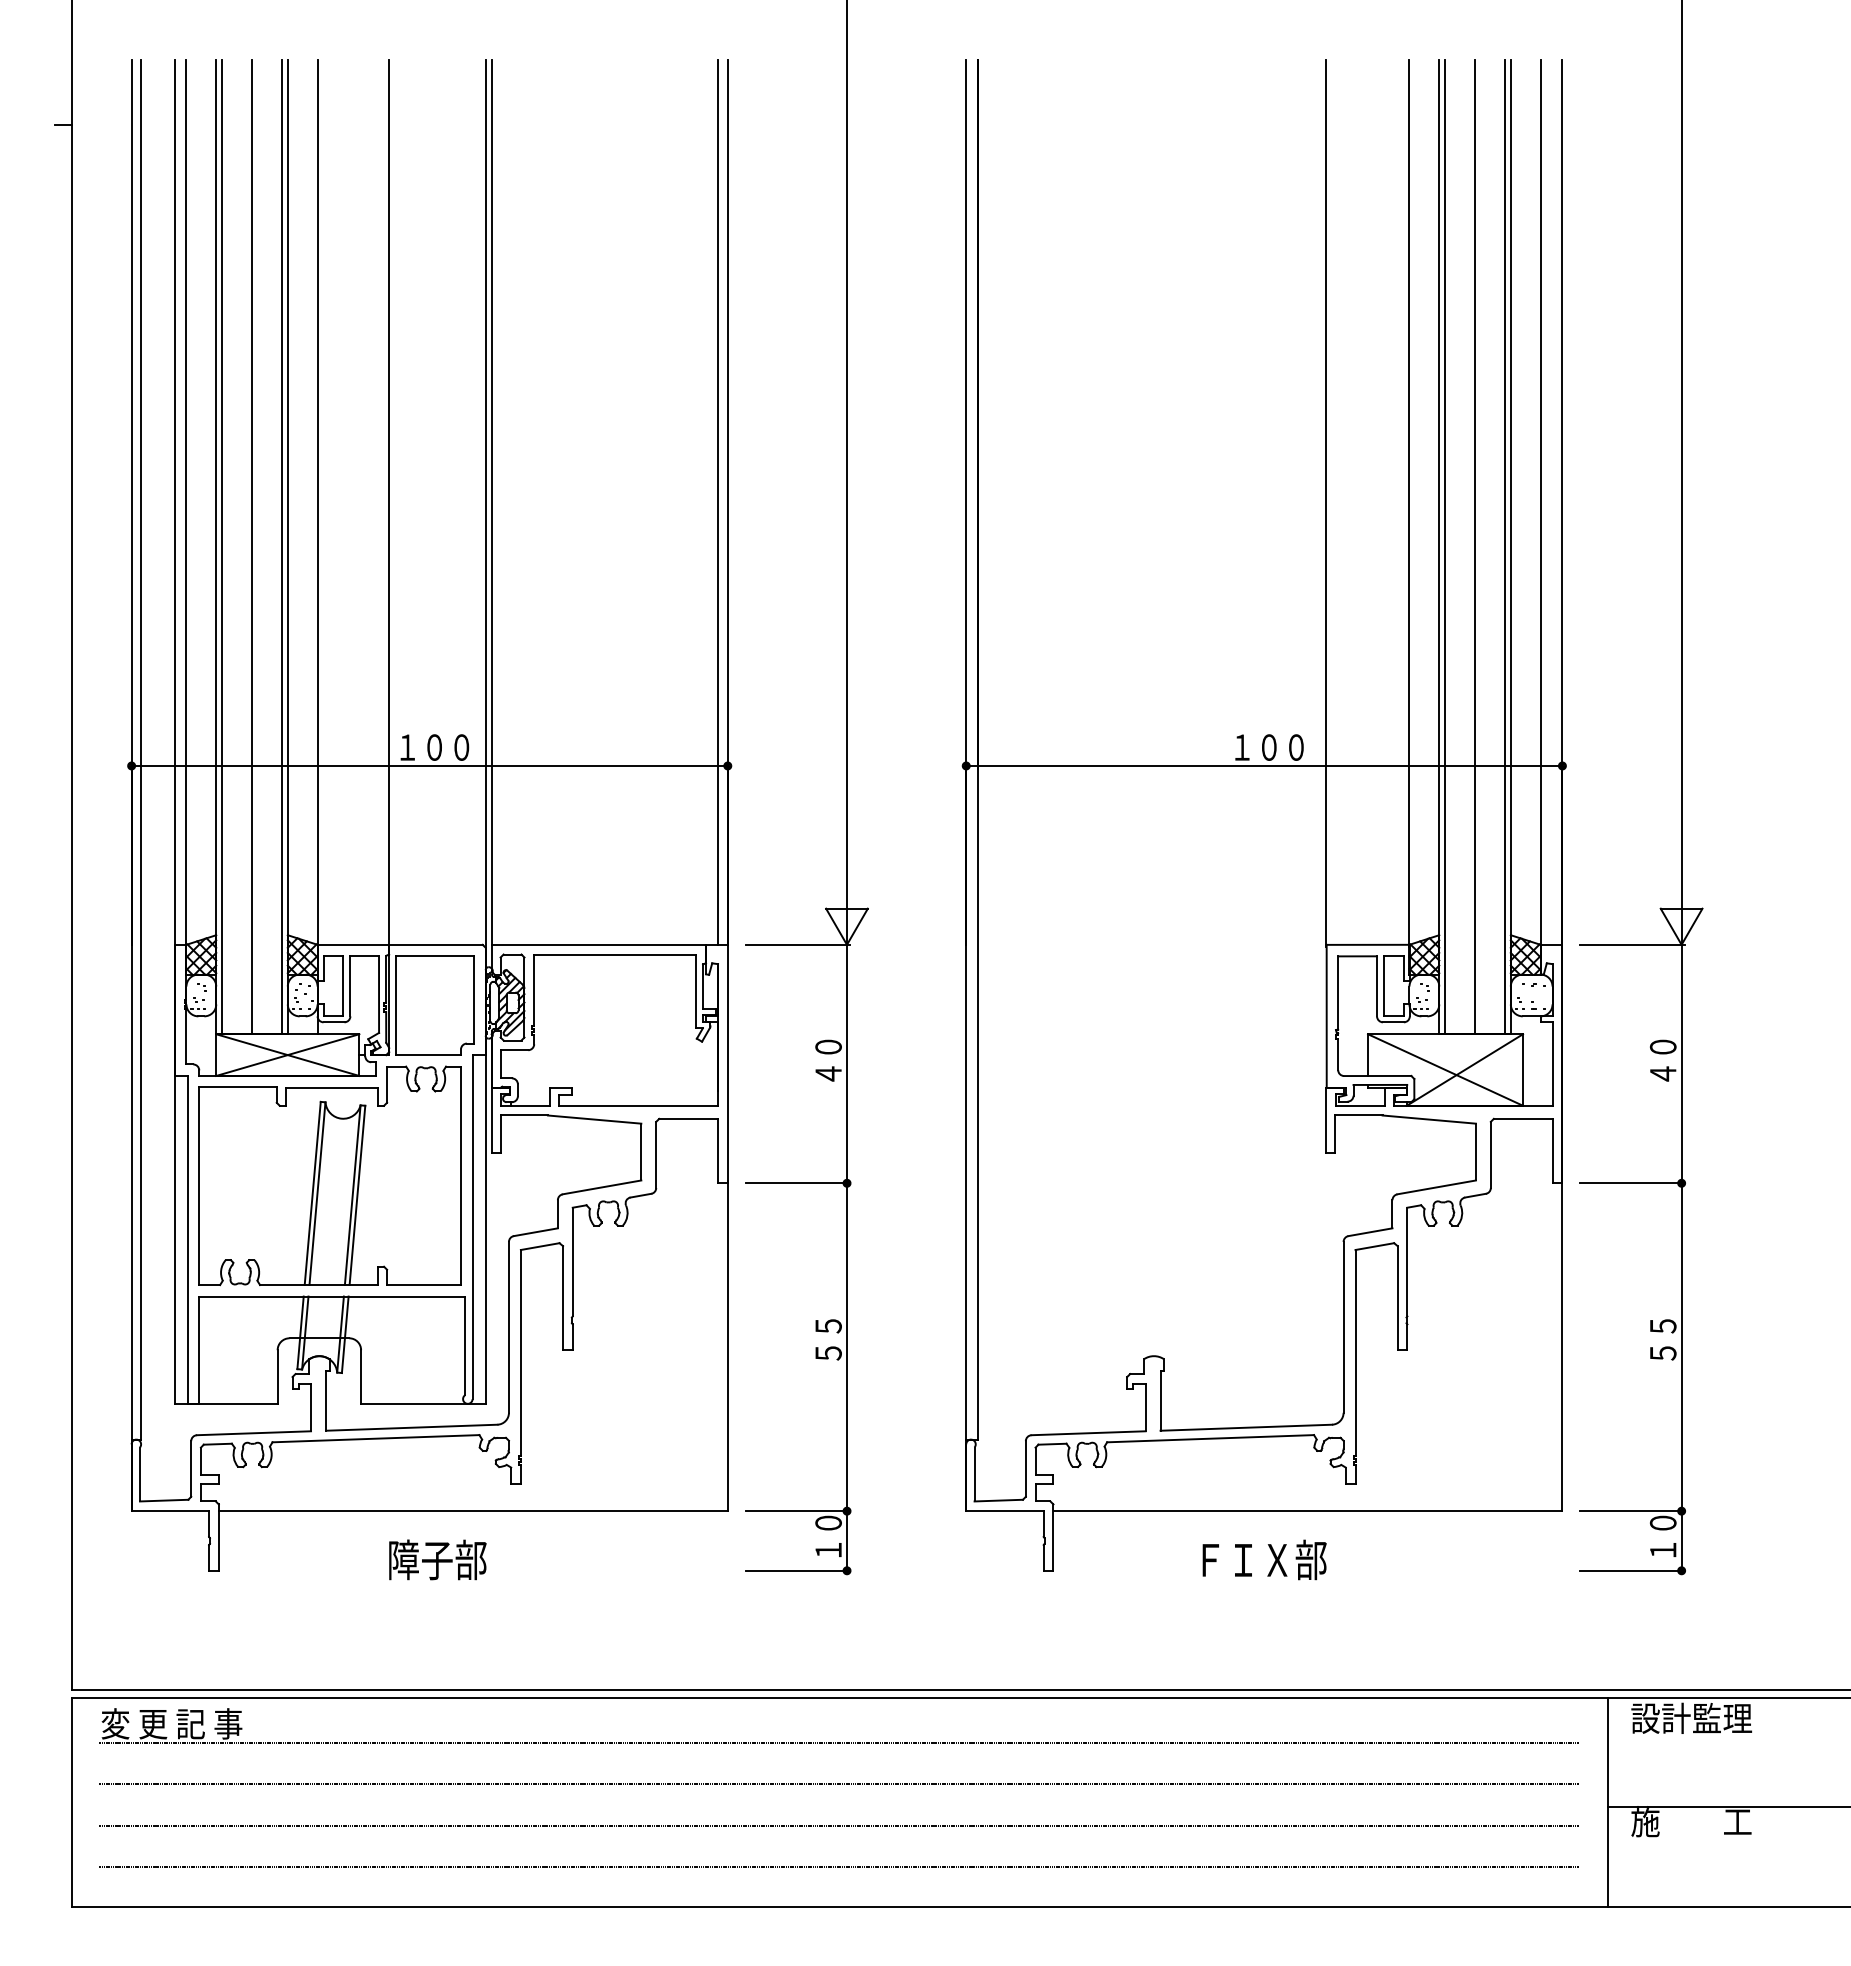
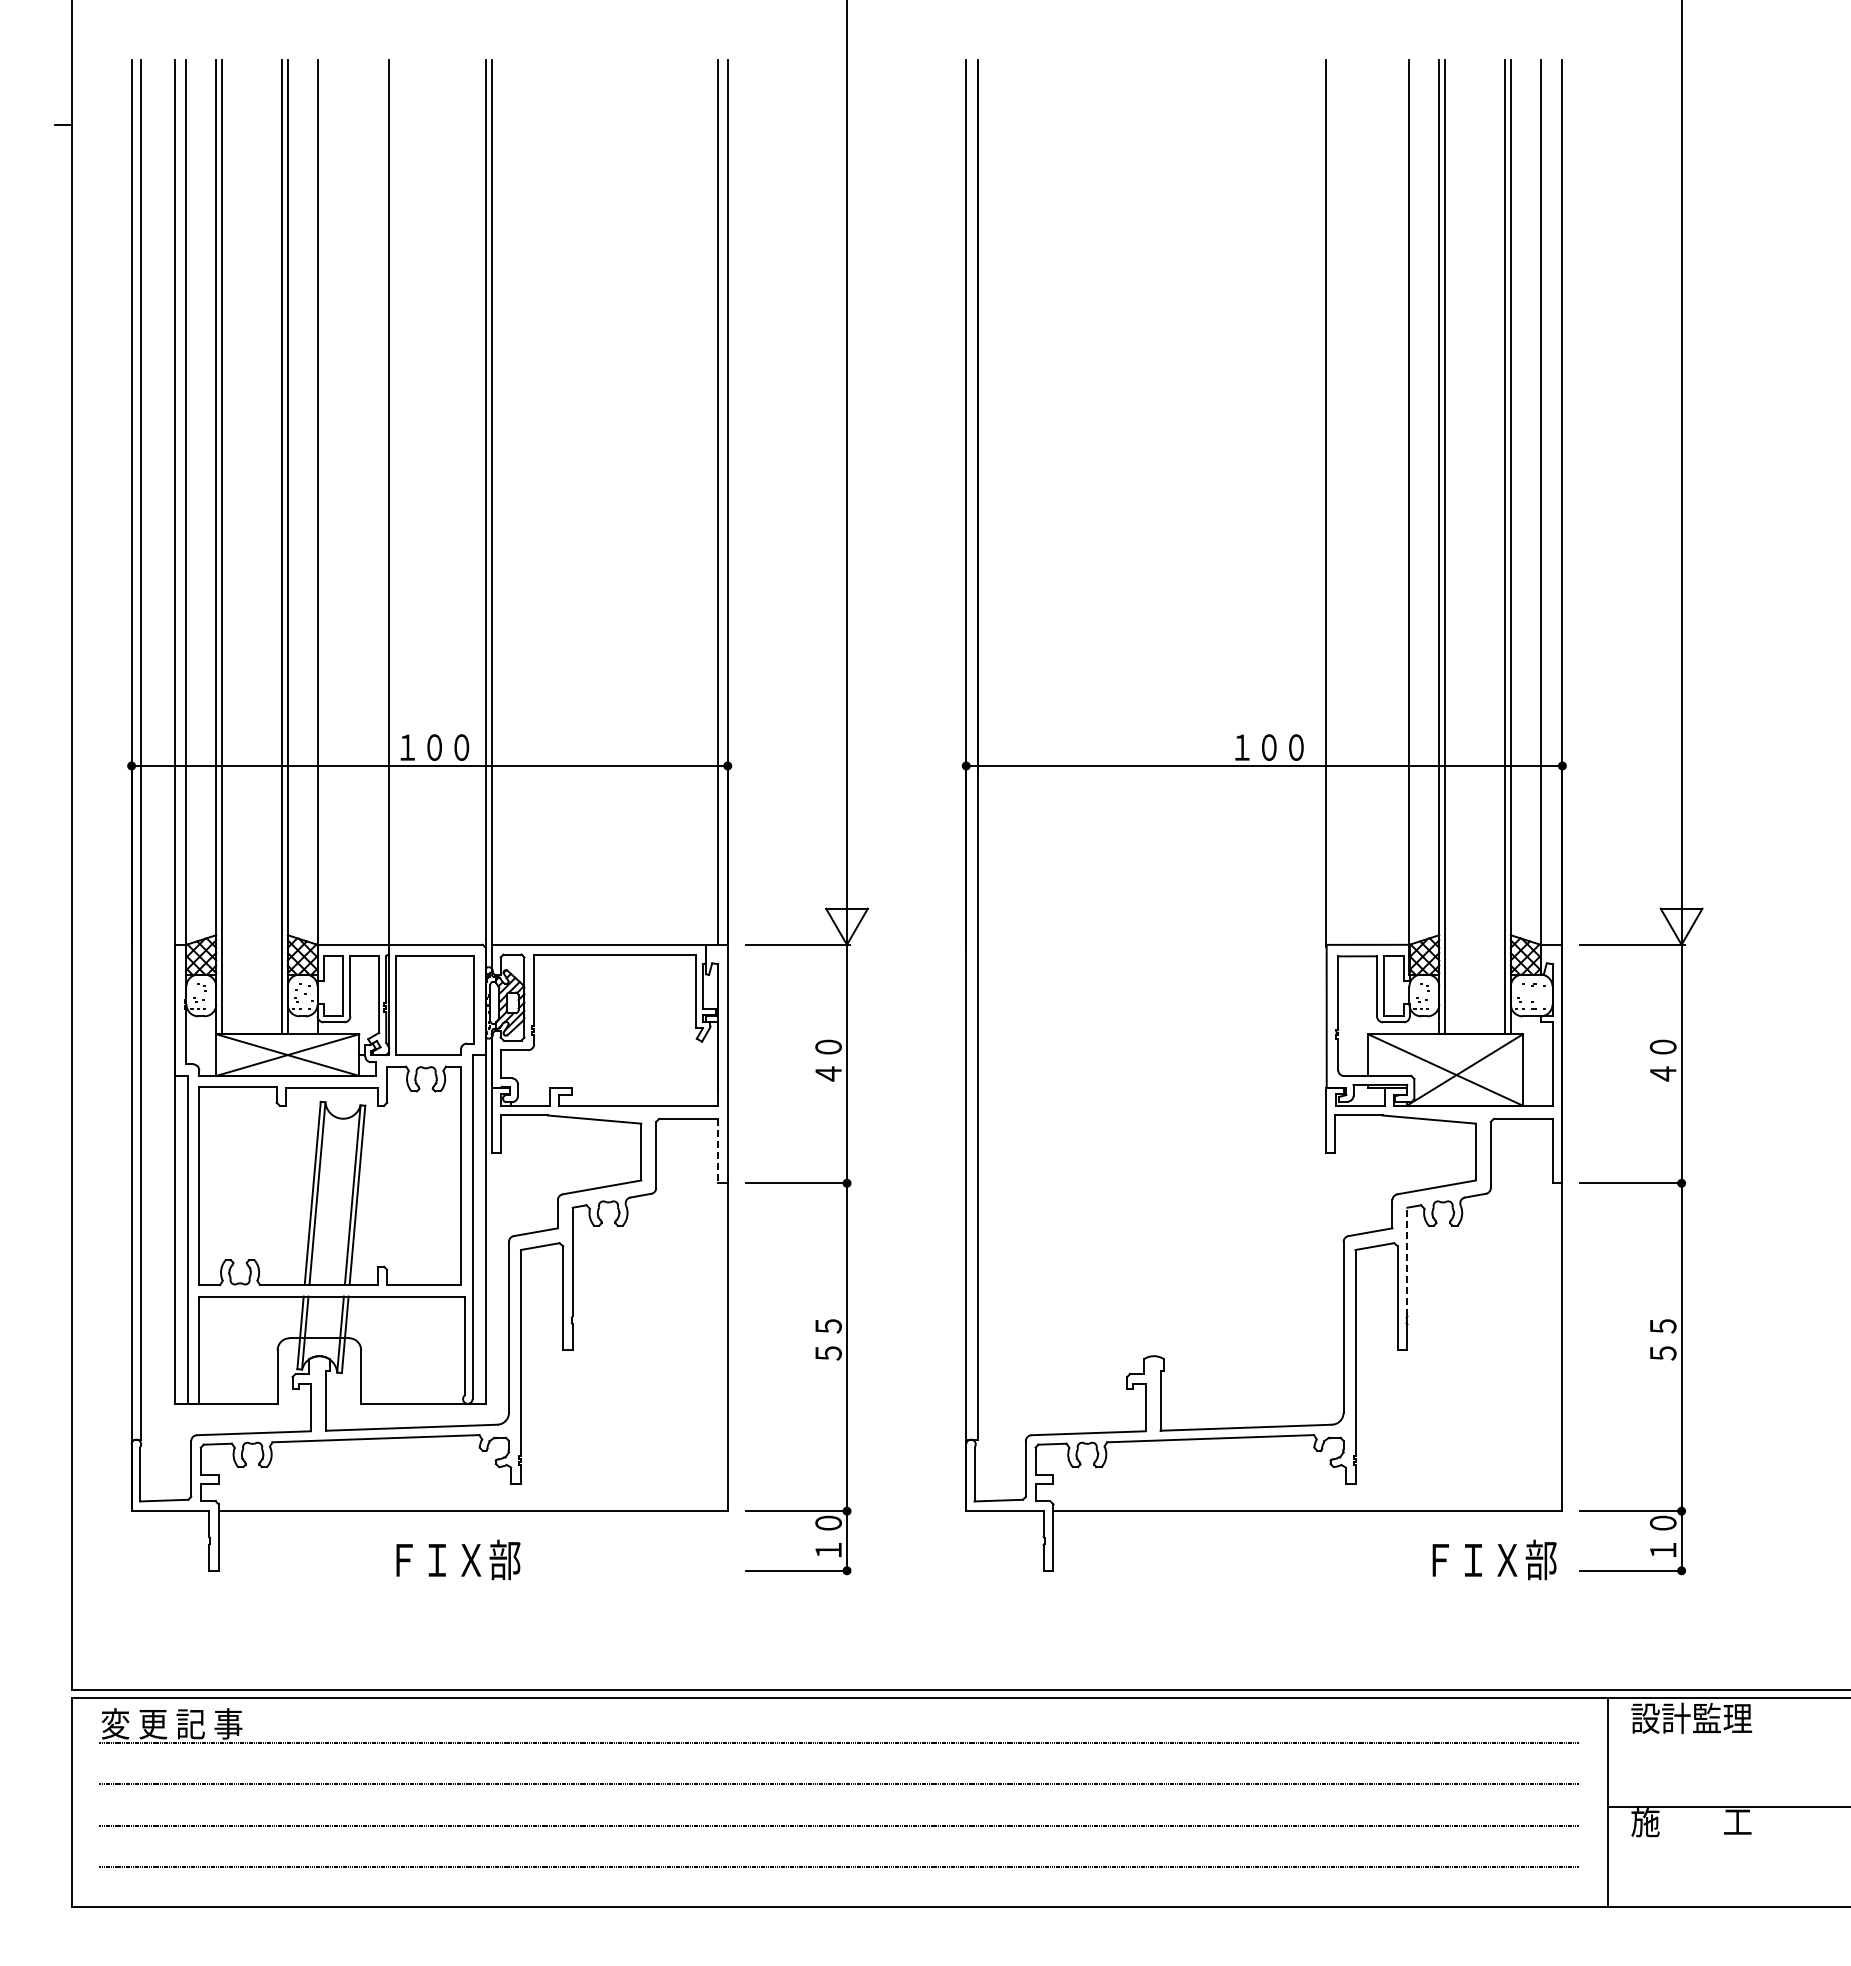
line: present -> none (252, 546)
line: present -> none (1475, 546)
line: solid -> dashed (718, 1151)
line: solid -> dashed (1407, 1261)
text: 障子部 -> ＦＩＸ部 (454, 1559)
text position: (1264, 1559) -> (1494, 1559) (1494, 1559)
